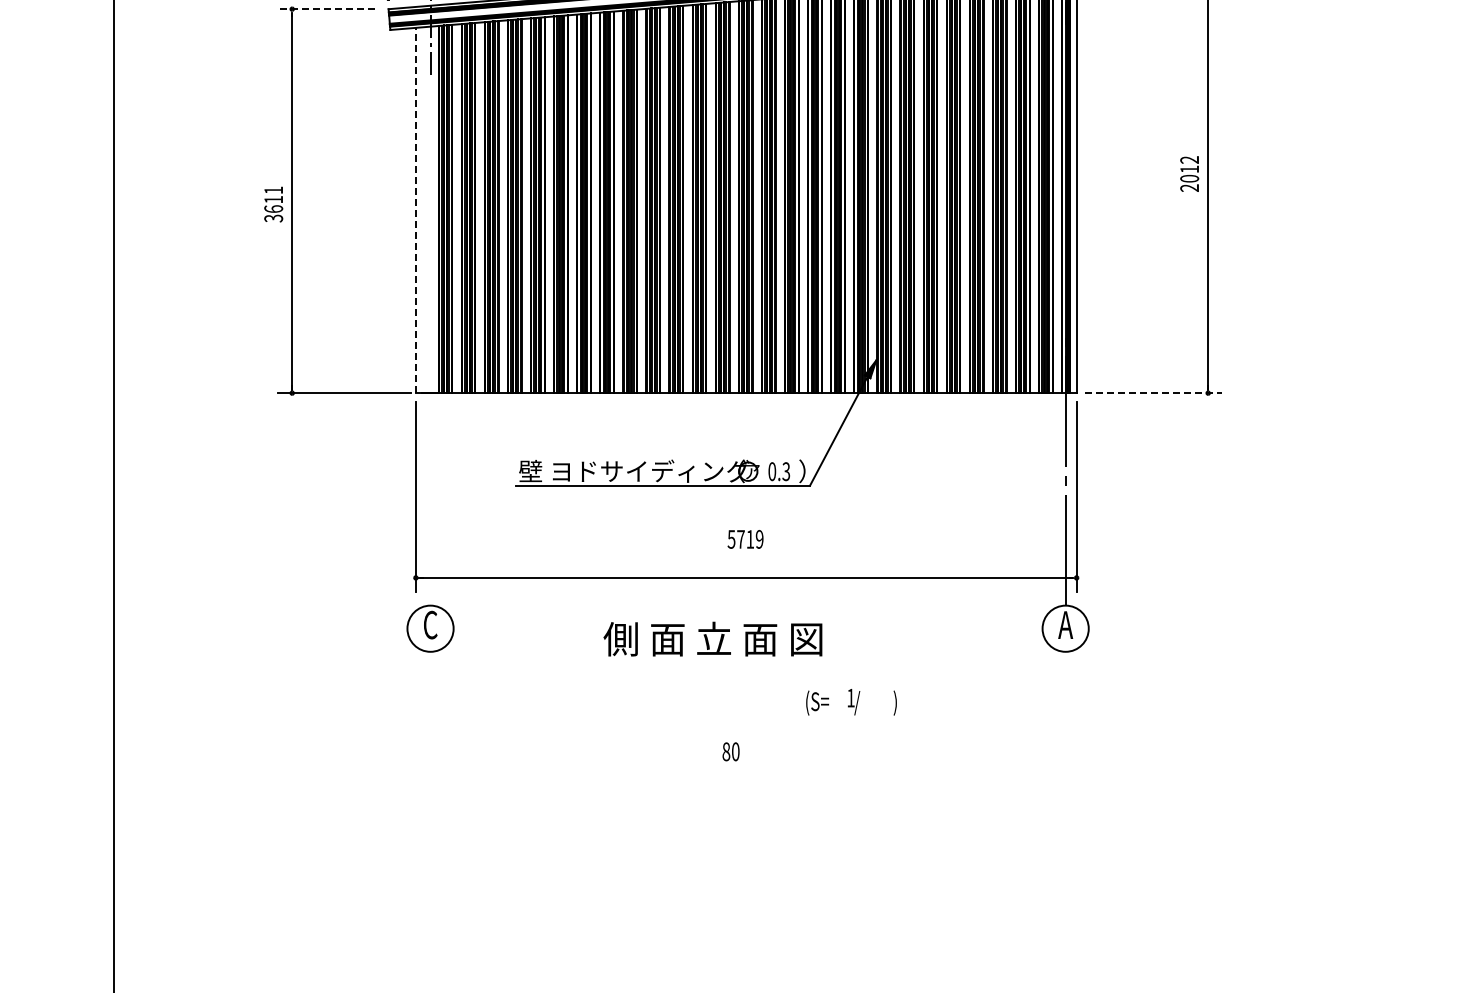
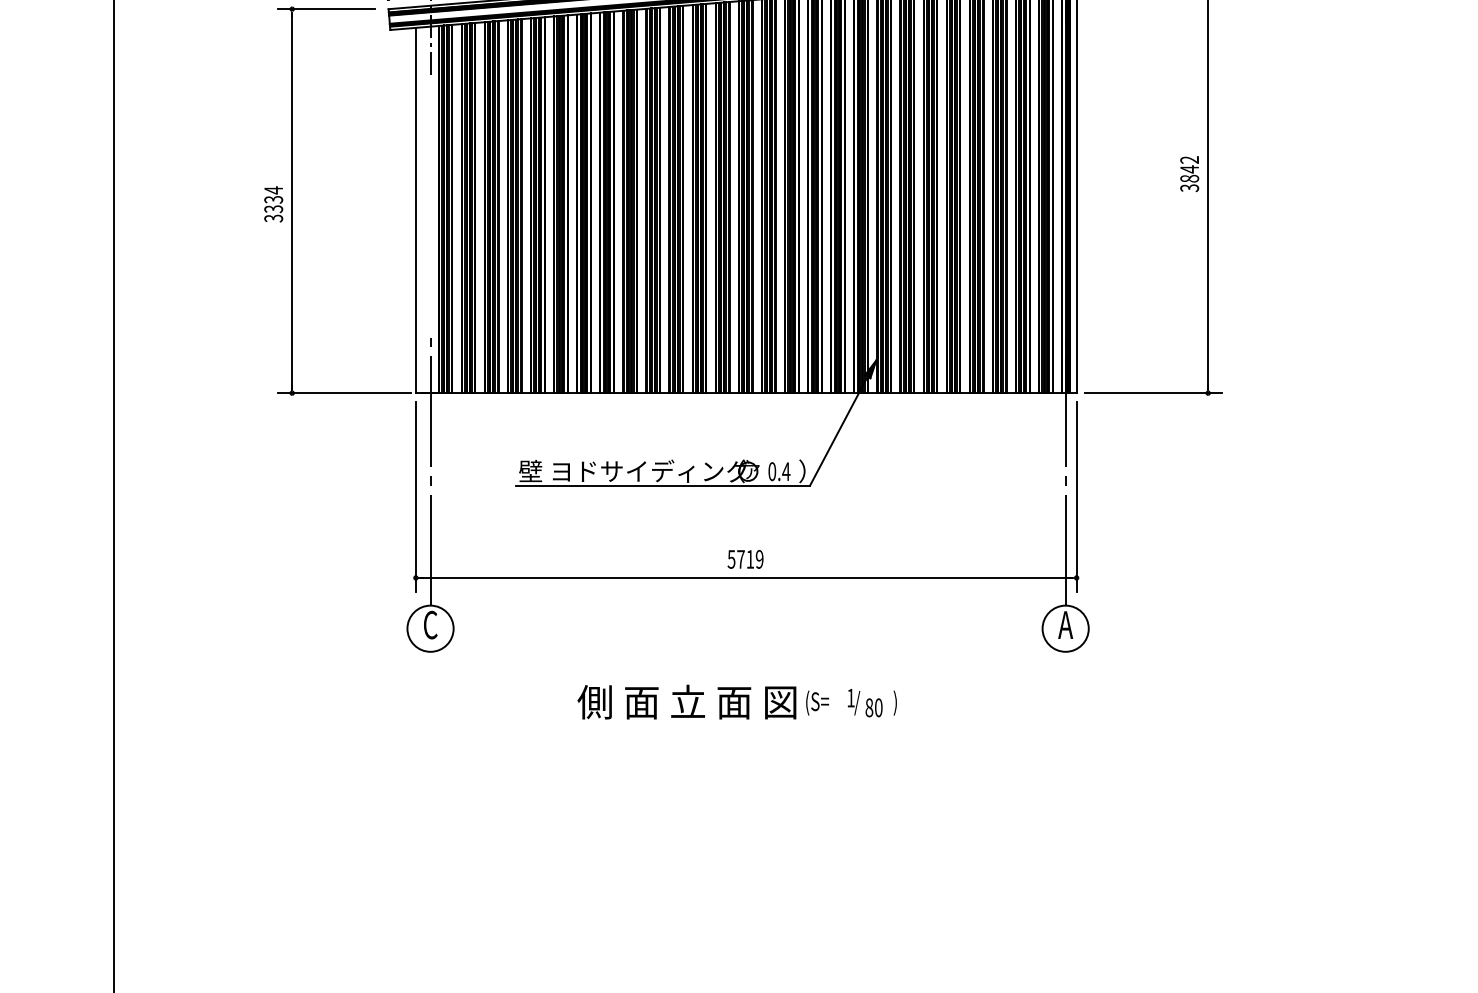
line: dashed -> solid (326, 9)
text: 2012 -> 3842 (1189, 178)
text: 3611 -> 3334 (273, 199)
line: dashed -> solid (415, 210)
line: dashed -> solid (1154, 393)
line: none -> present (430, 470)
text: 0.3 -> 0.4 (786, 471)
text position: (745, 539) -> (745, 559) (745, 559)
text position: (712, 638) -> (686, 701) (686, 701)
text position: (730, 751) -> (873, 707) (873, 707)
